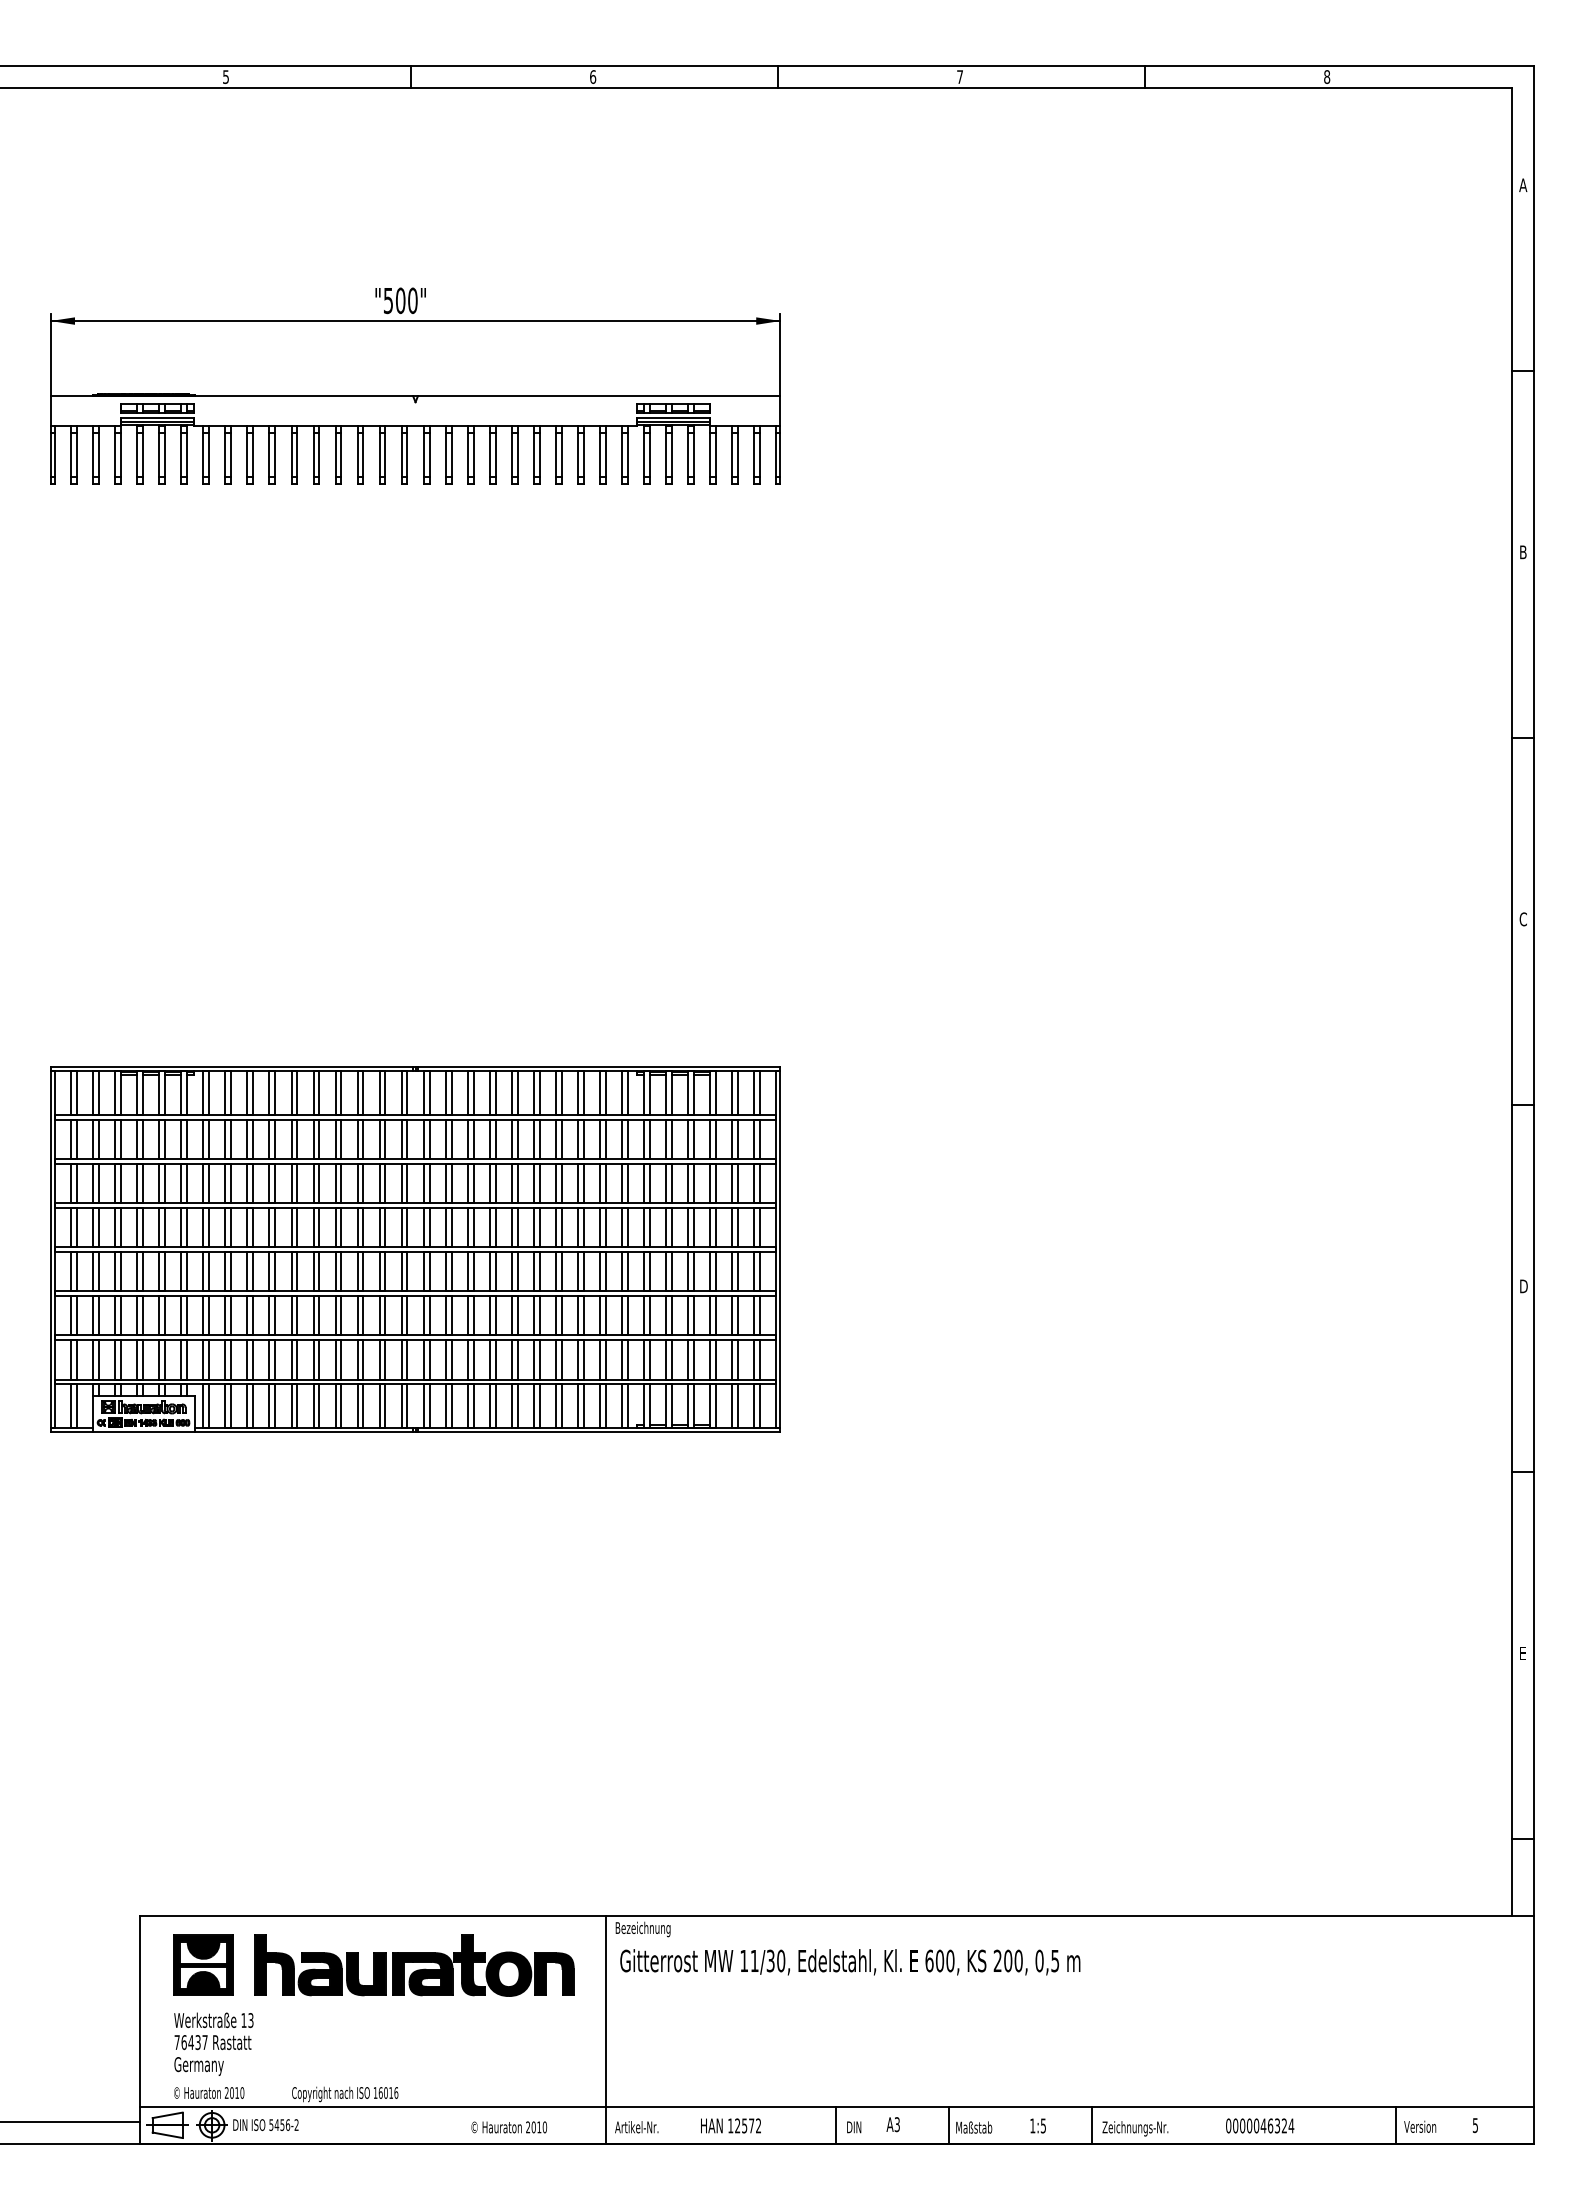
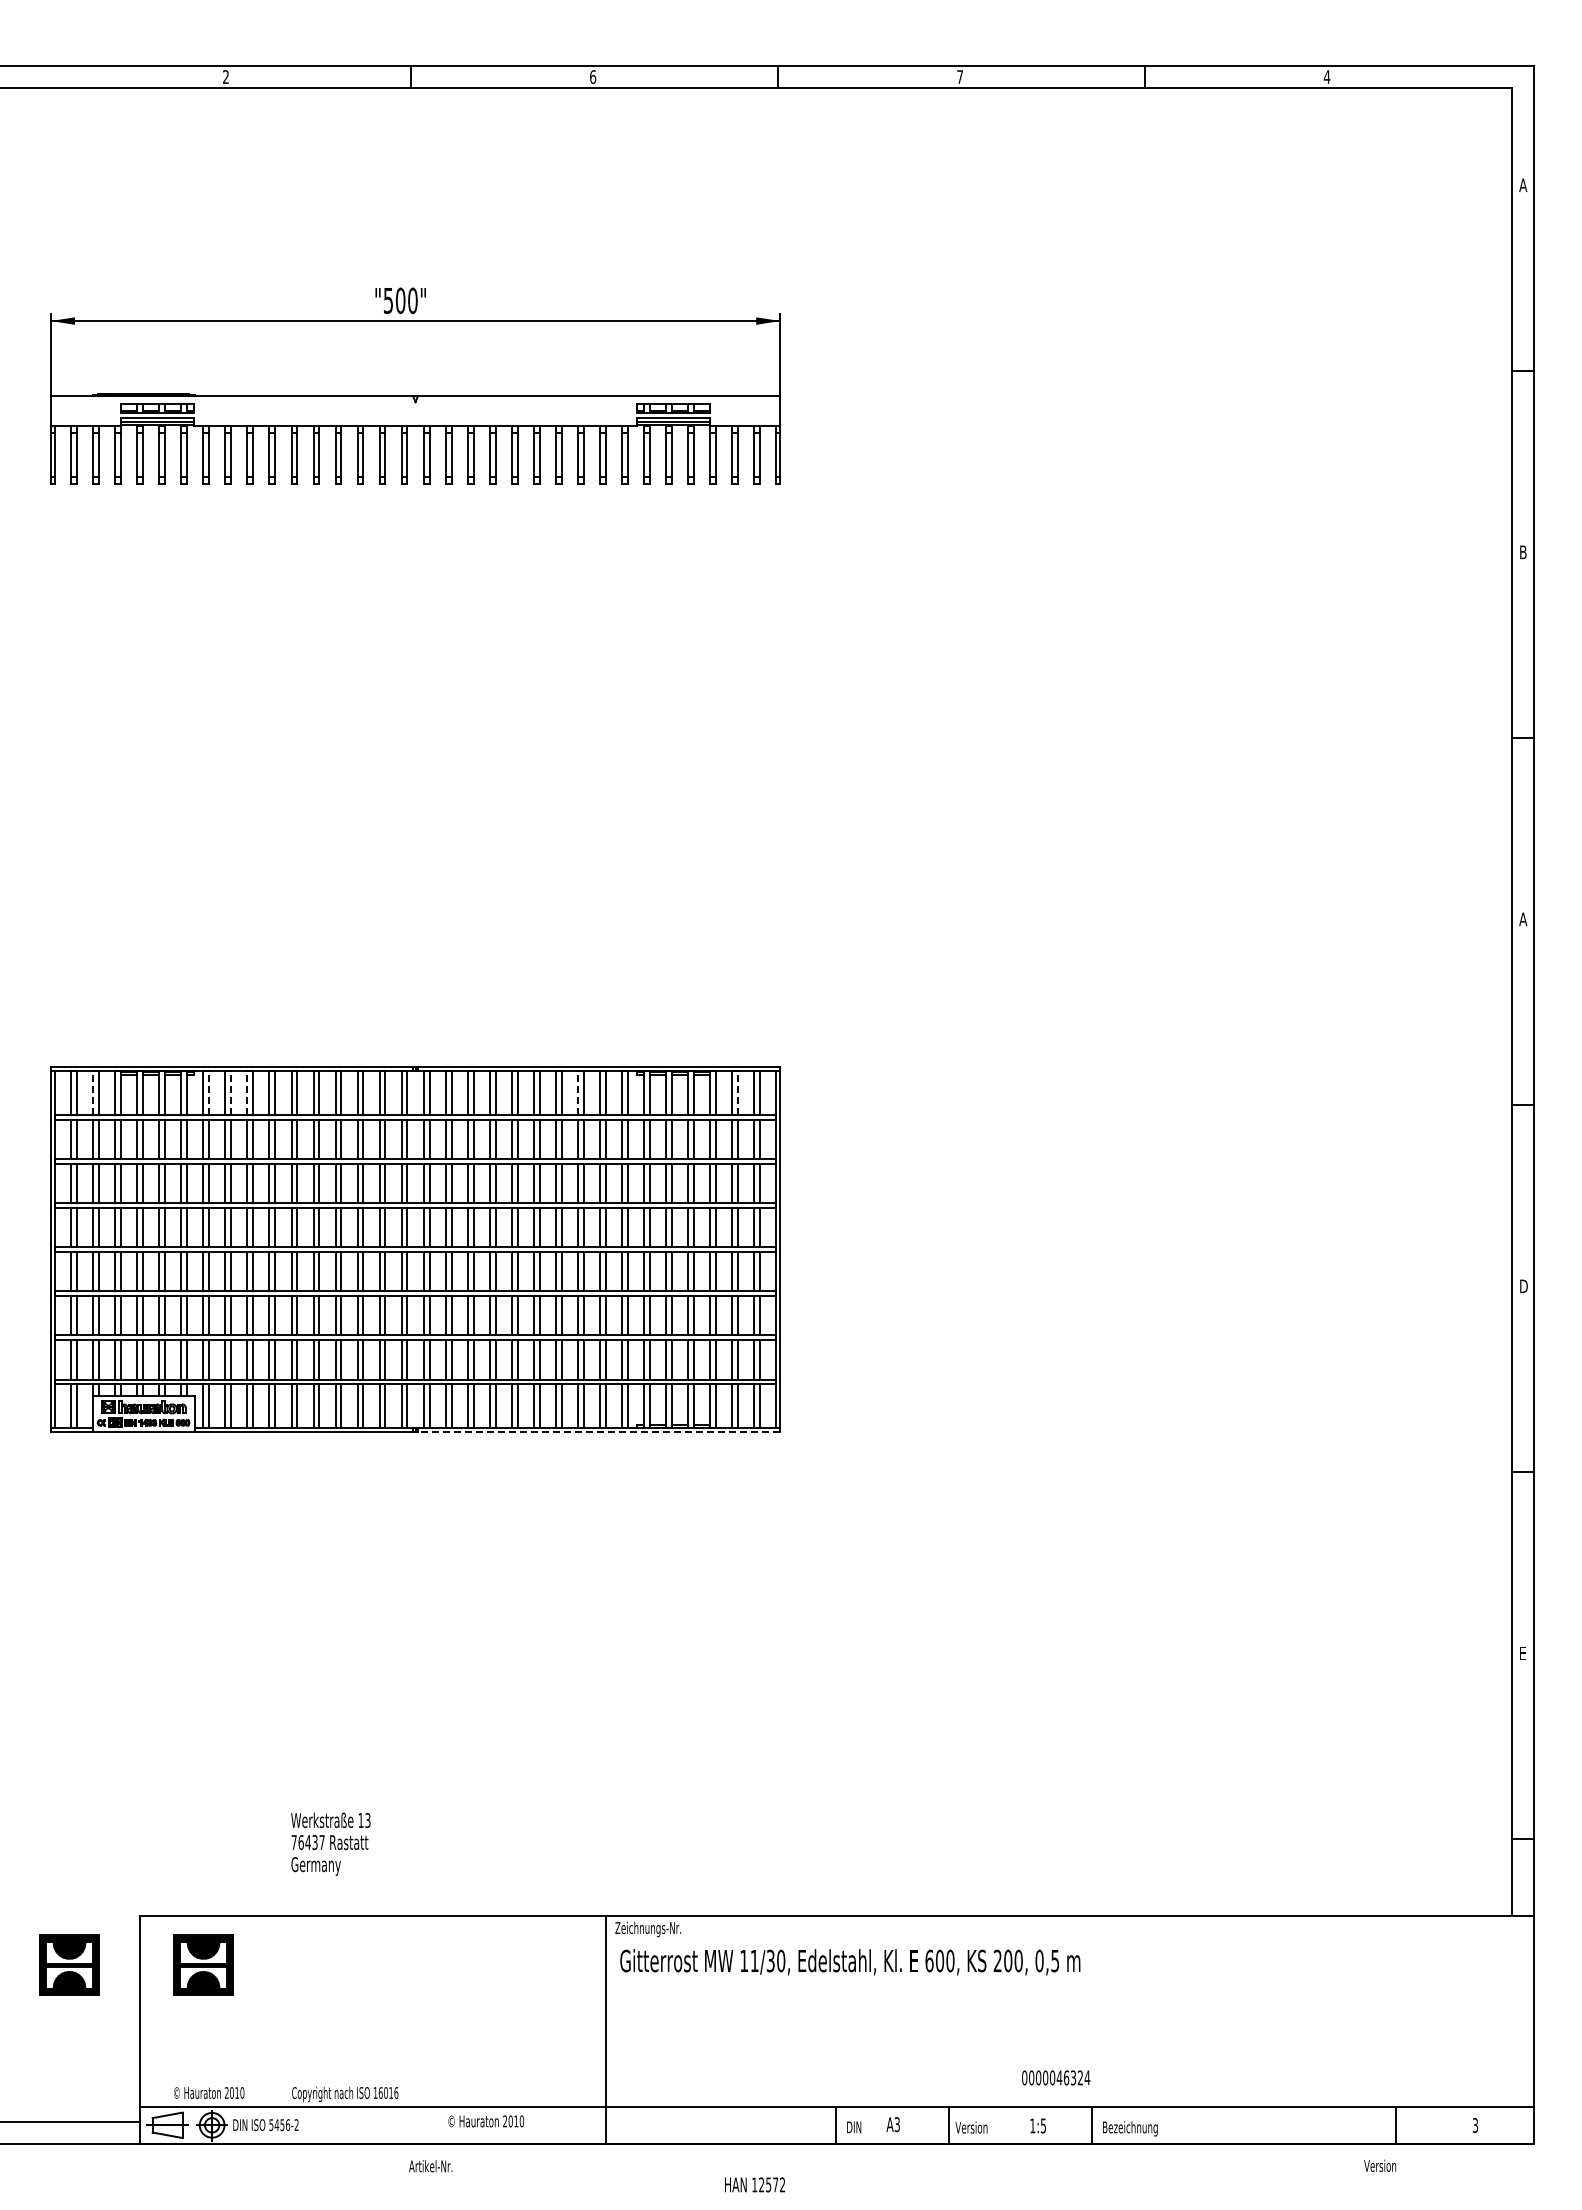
text: 8 -> 4 (1326, 76)
text: 5 -> 2 (225, 77)
text: C -> A (1523, 919)
line: solid -> dashed (93, 1092)
line: solid -> dashed (209, 1092)
line: solid -> dashed (231, 1092)
line: solid -> dashed (247, 1092)
line: solid -> dashed (577, 1092)
line: solid -> dashed (737, 1092)
line: solid -> dashed (598, 1432)
text: Bezeichnung -> Zeichnungs-Nr. (648, 1929)
part: none -> present (69, 1964)
part: present -> none (414, 1965)
text position: (213, 2043) -> (330, 1843) (330, 1843)
text: 5 -> 3 (1475, 2124)
text position: (730, 2125) -> (754, 2184) (754, 2184)
text position: (1260, 2125) -> (1056, 2077) (1056, 2077)
text position: (1420, 2126) -> (1380, 2165) (1380, 2165)
text position: (509, 2127) -> (486, 2121) (486, 2121)
text position: (636, 2127) -> (430, 2166) (430, 2166)
text: Maßstab -> Version (973, 2127)
text: Zeichnungs-Nr. -> Bezeichnung (1135, 2128)
